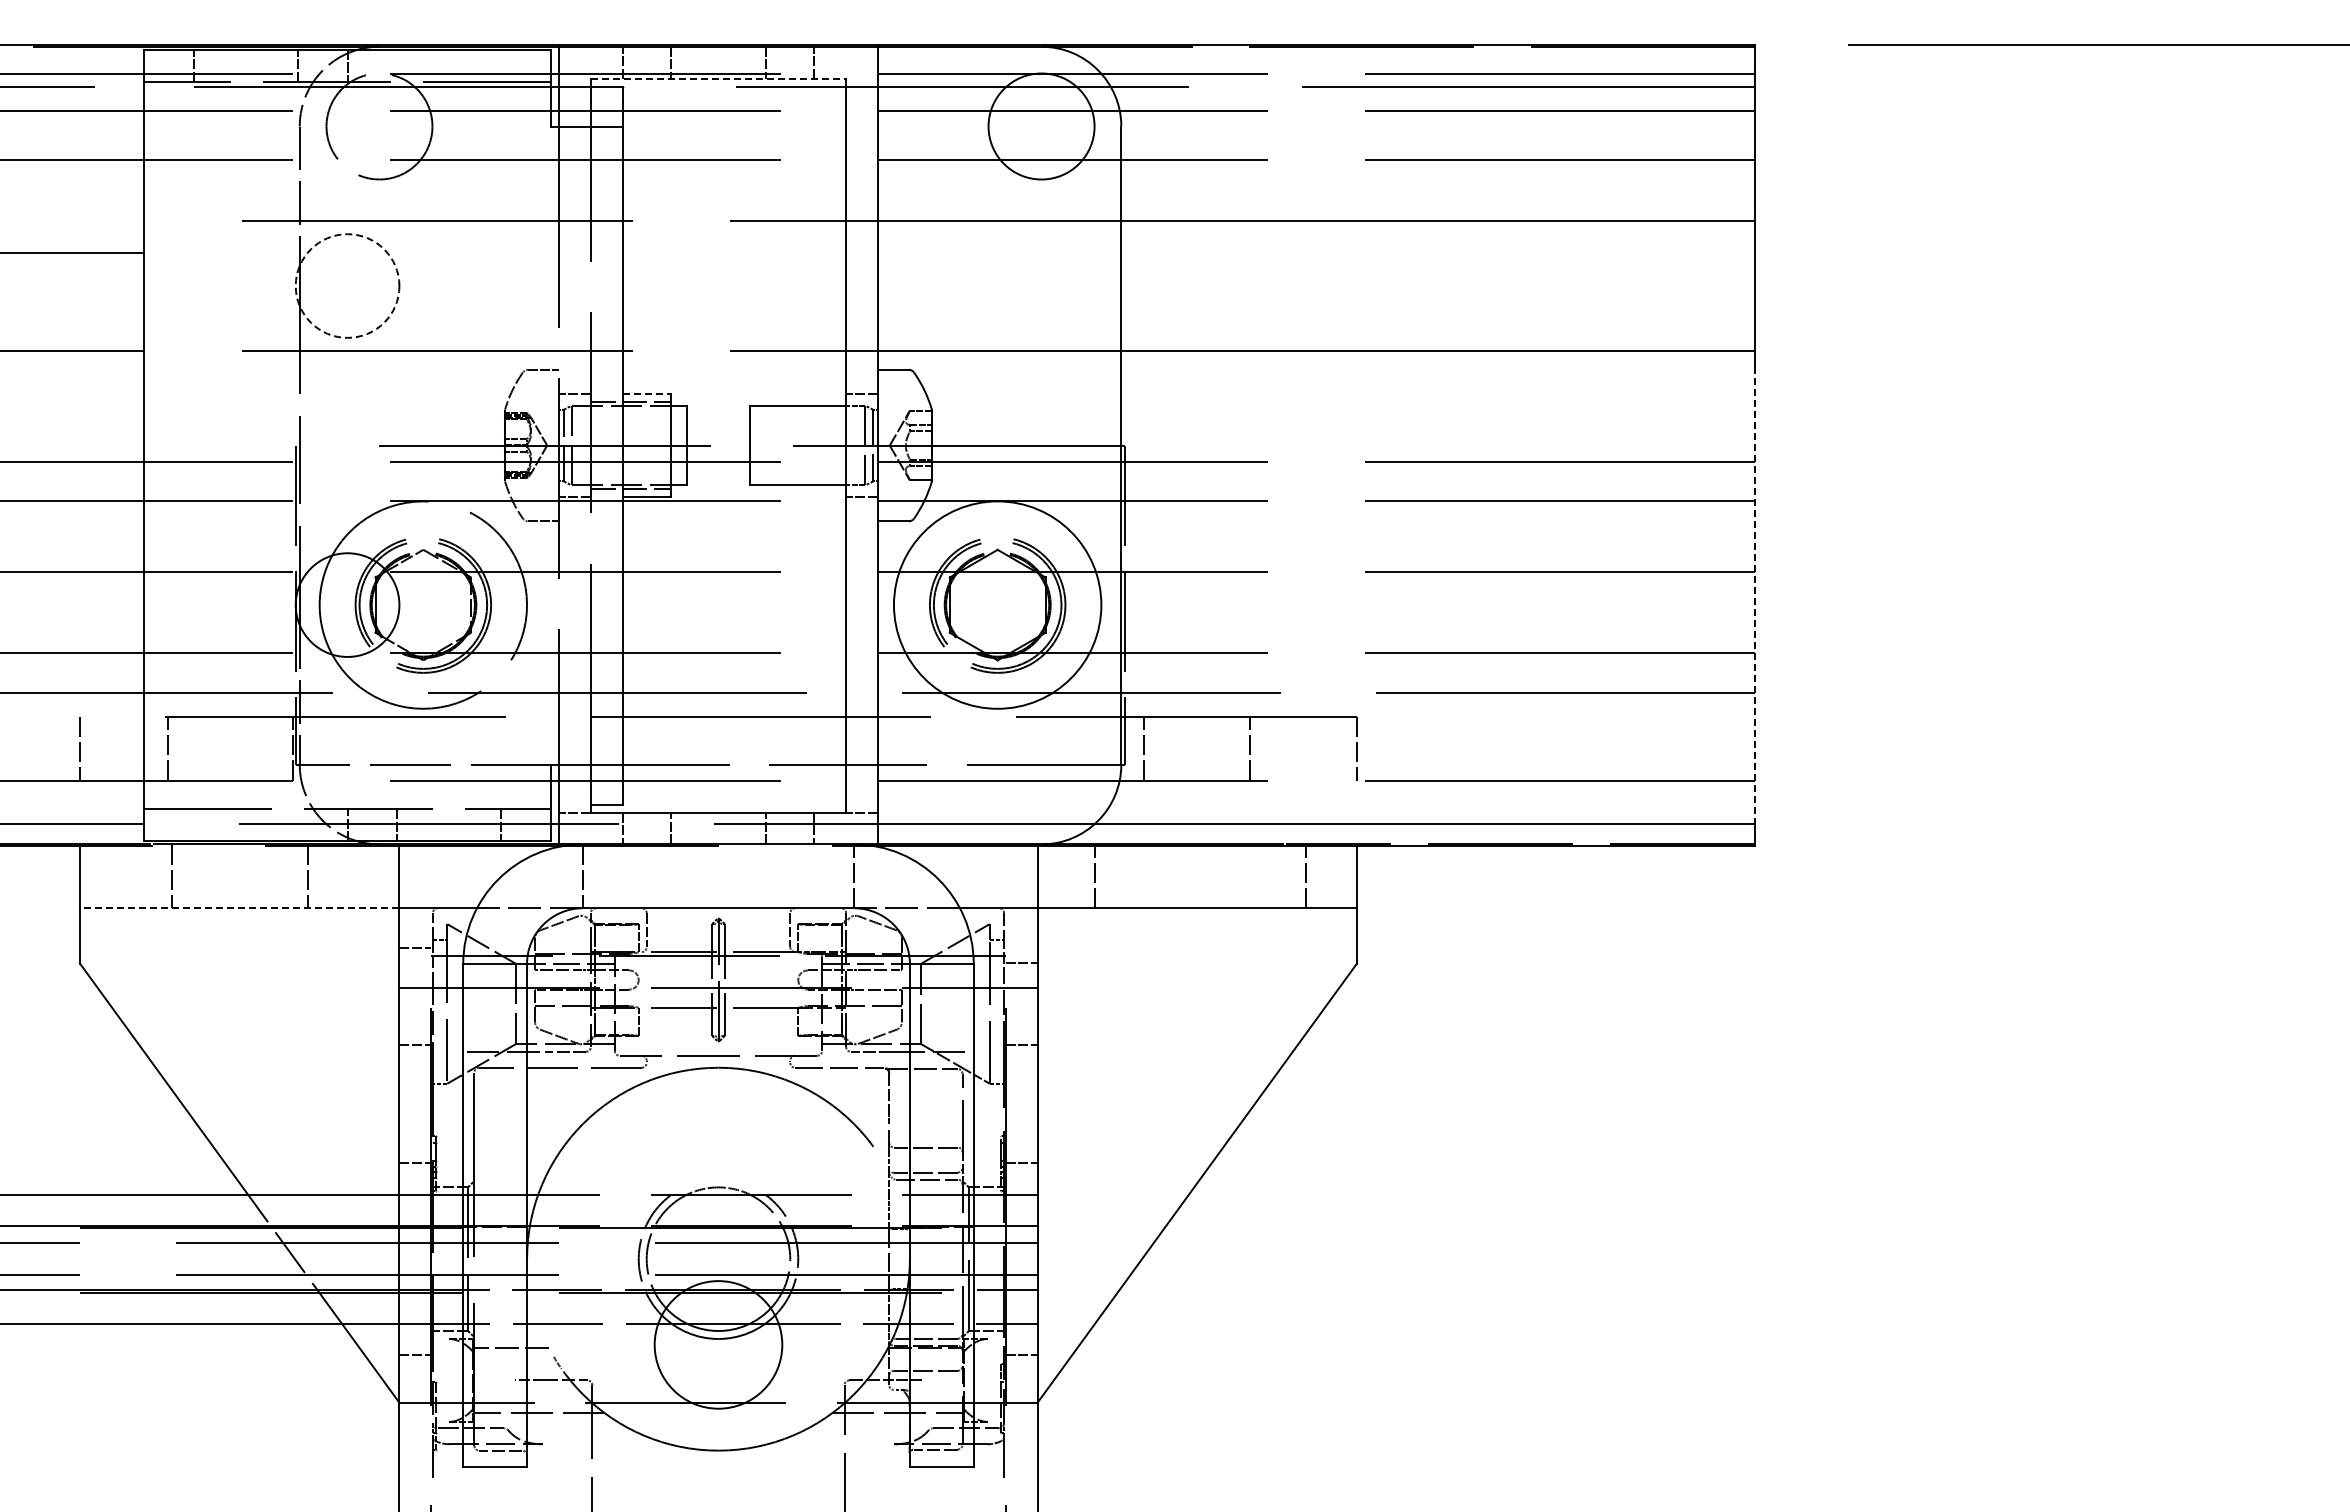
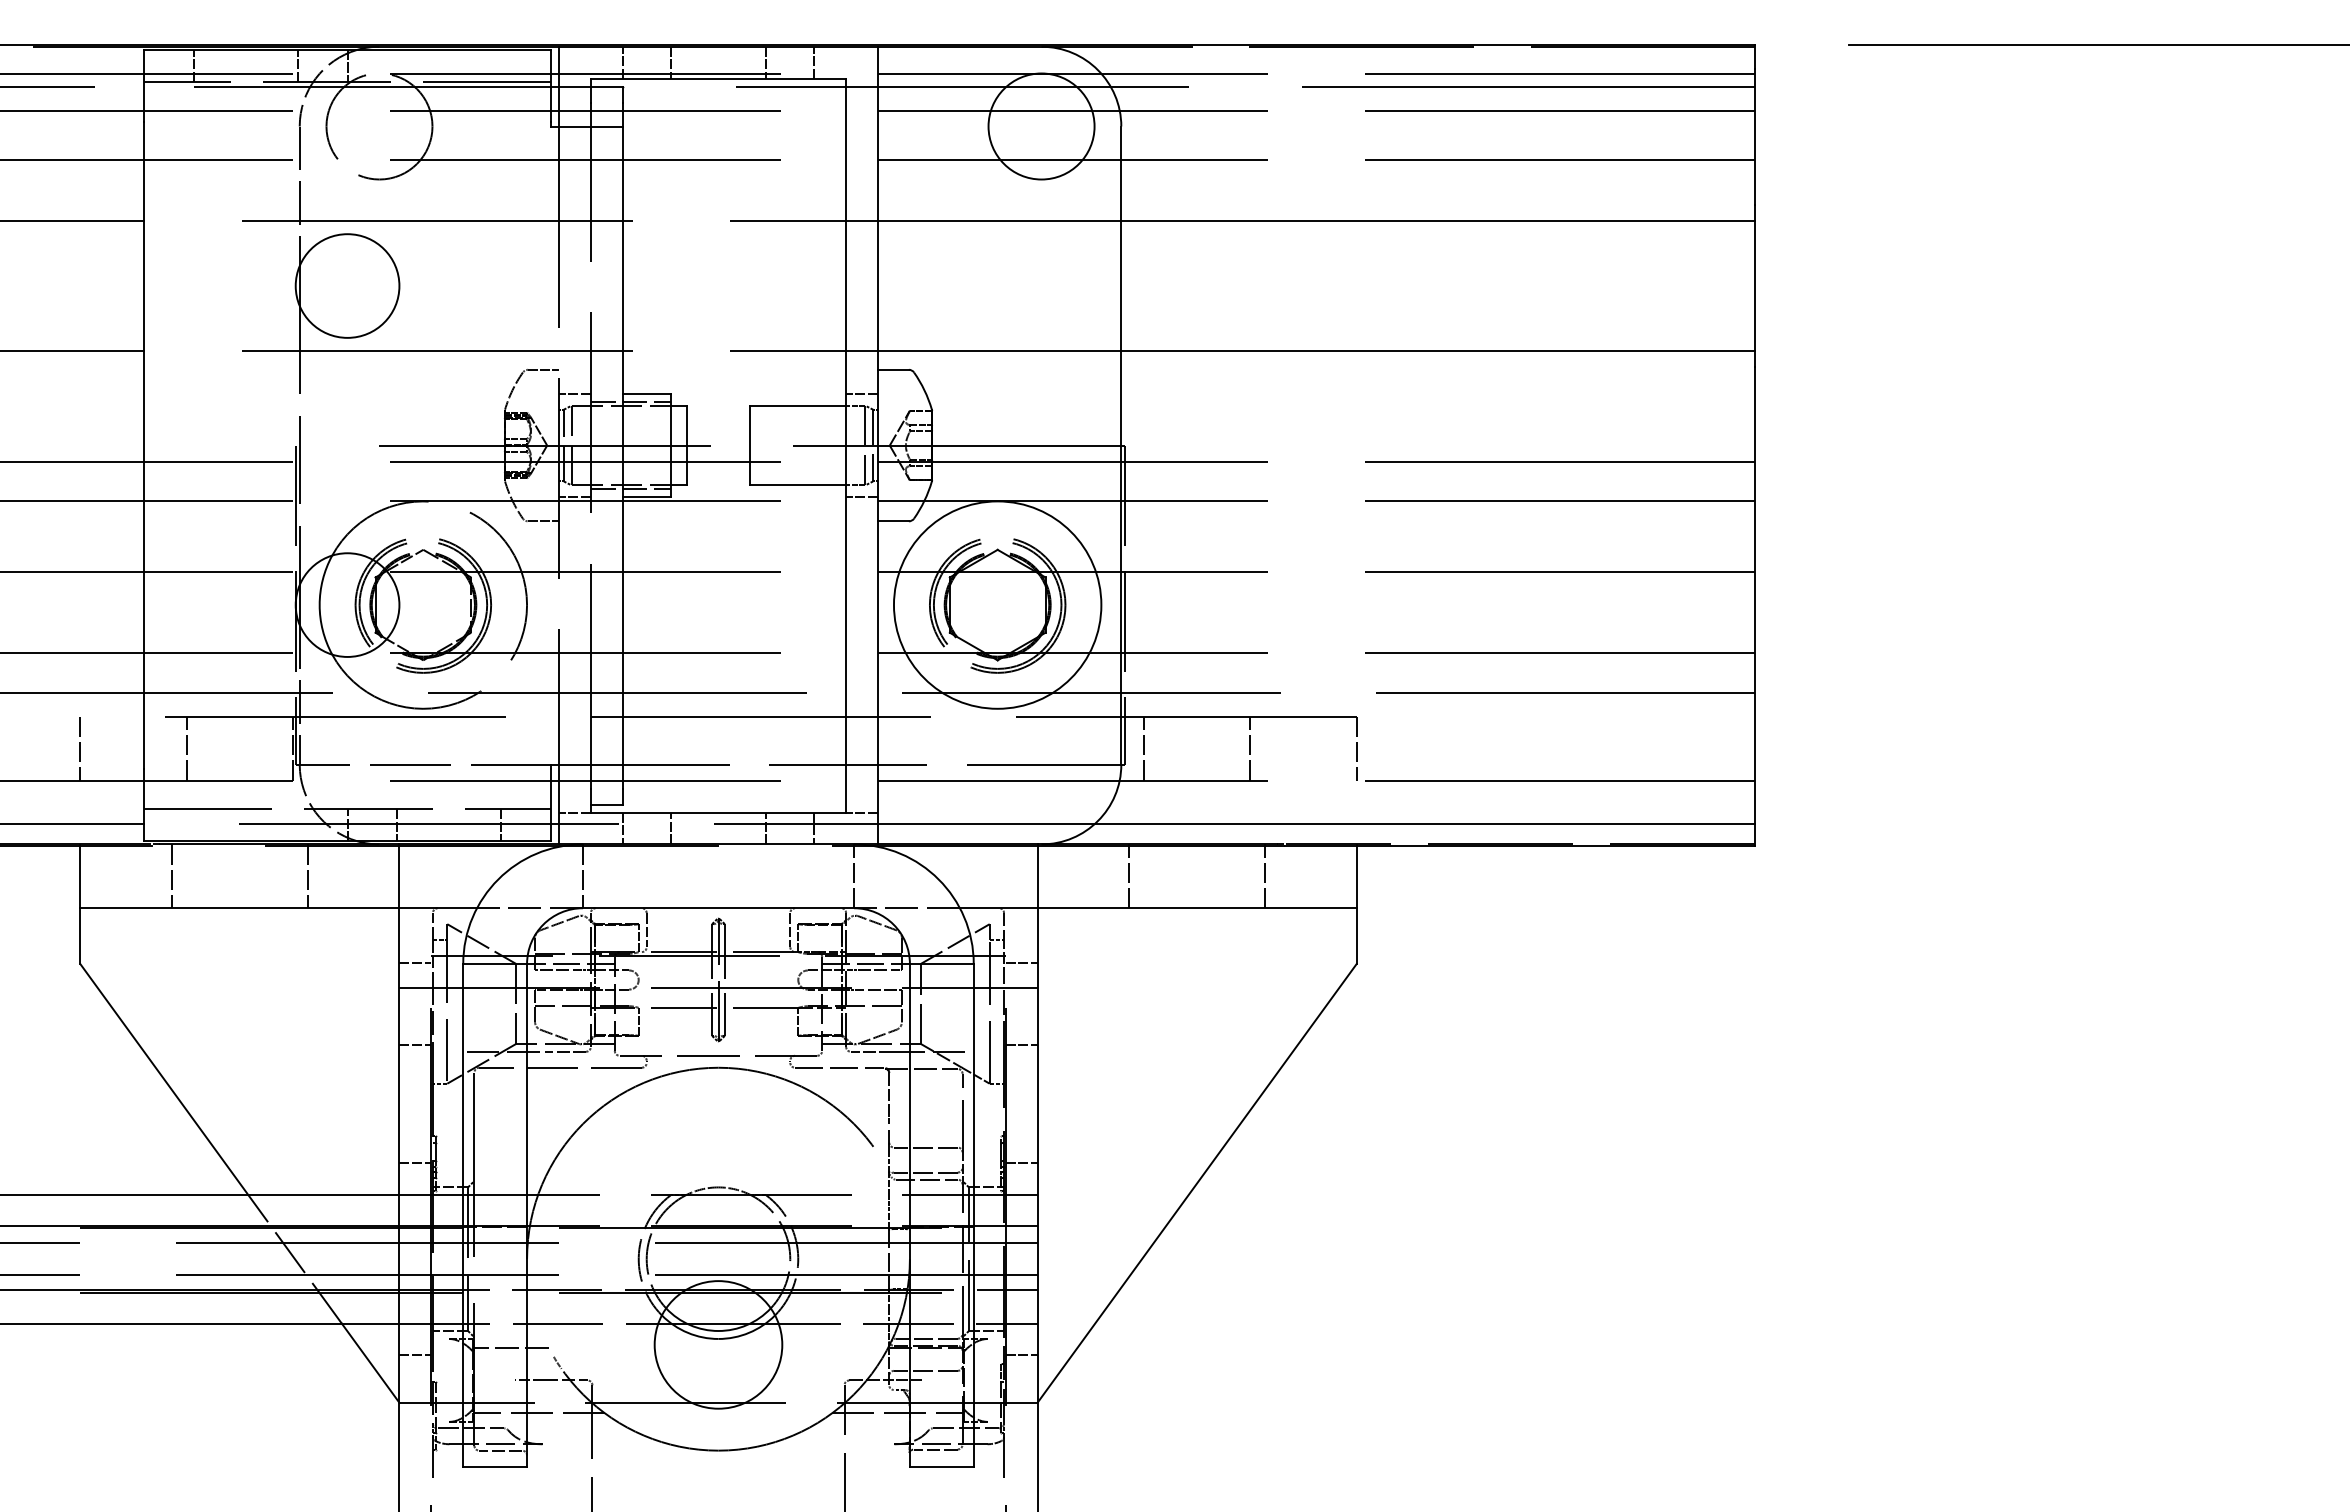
line: dashed -> solid (718, 78)
line position: (73, 252) -> (73, 220) (73, 220)
circle: dashed -> solid (347, 285)
line: dashed -> solid (646, 393)
line: dashed -> solid (1755, 596)
line position: (167, 748) -> (186, 748) (186, 748)
line position: (1095, 876) -> (1129, 876) (1129, 876)
line position: (1305, 876) -> (1264, 876) (1264, 876)
line: dashed -> solid (239, 908)
line position: (415, 948) -> (415, 963) (415, 963)
